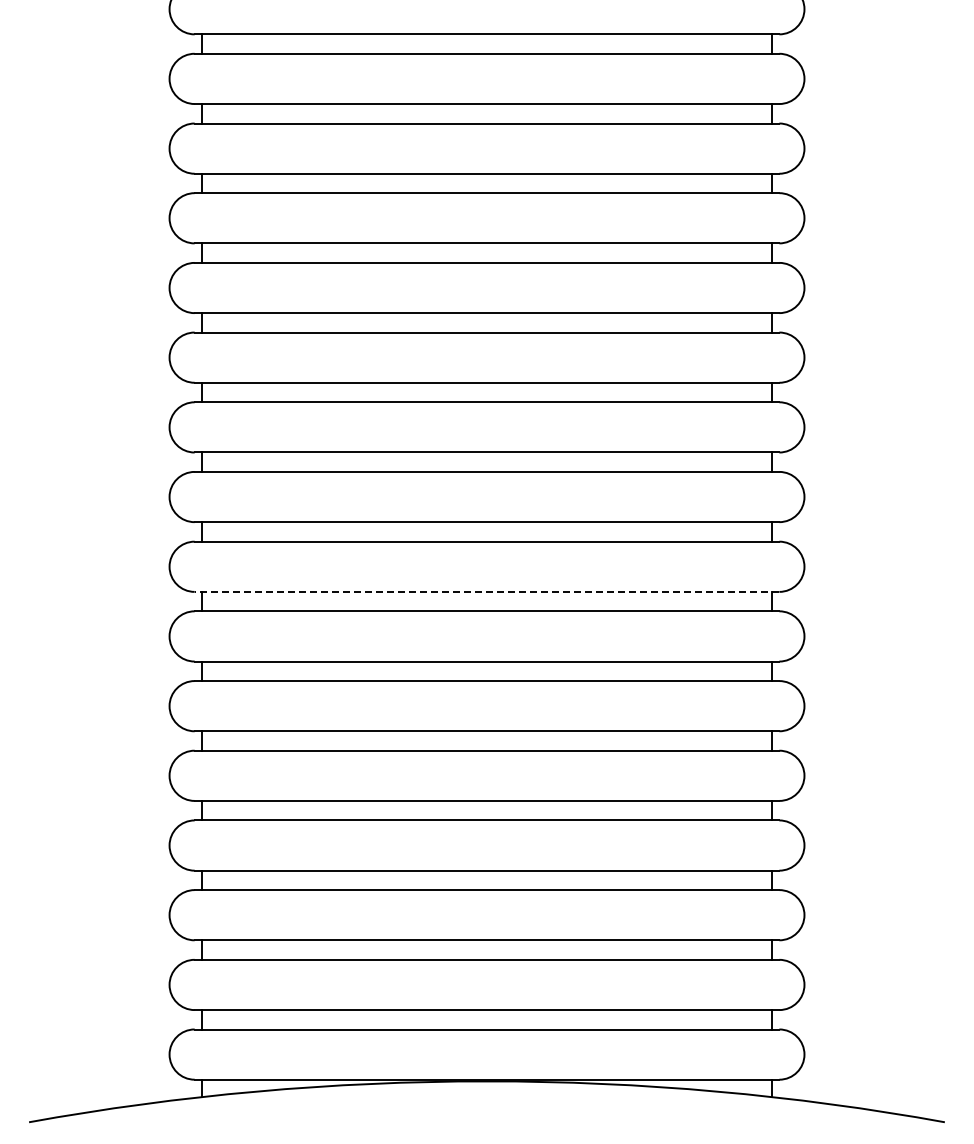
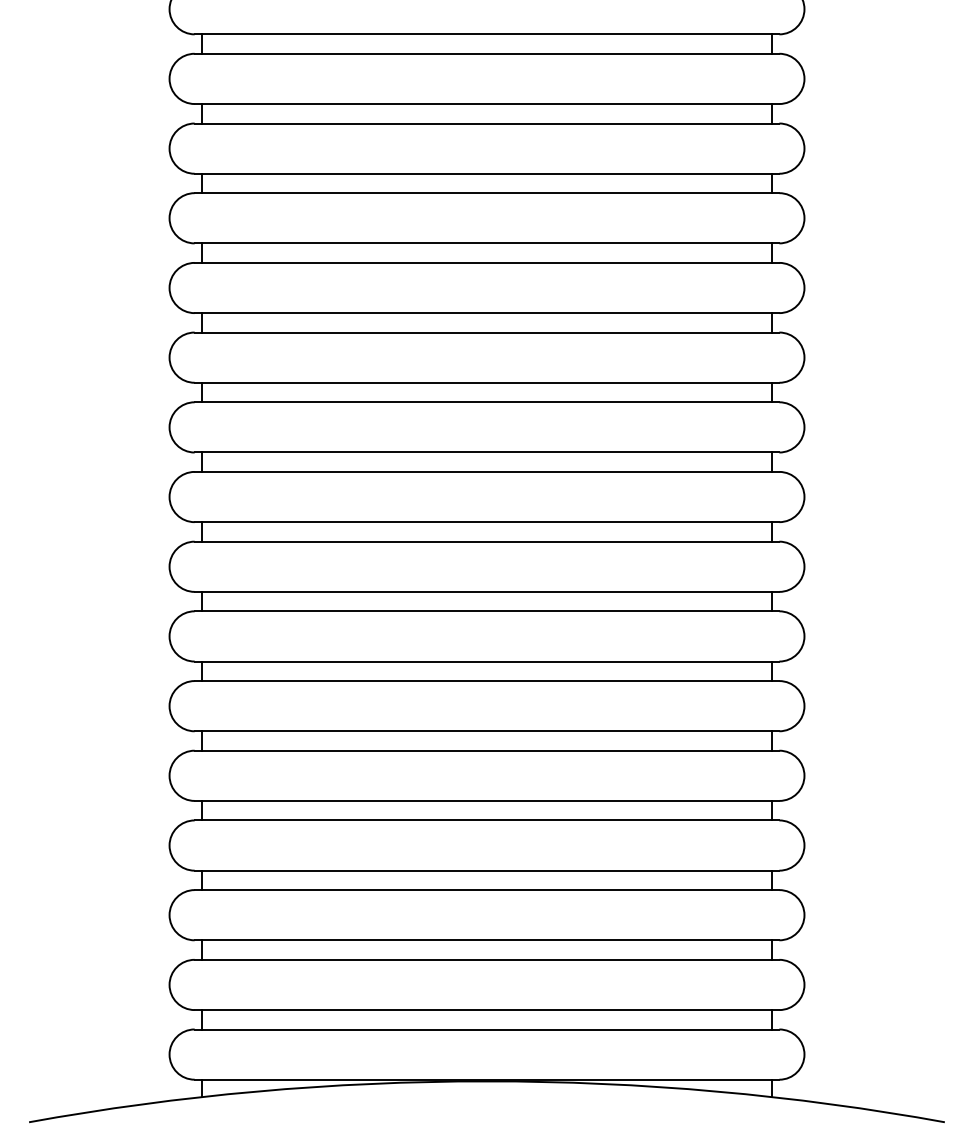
line: dashed -> solid (486, 591)
